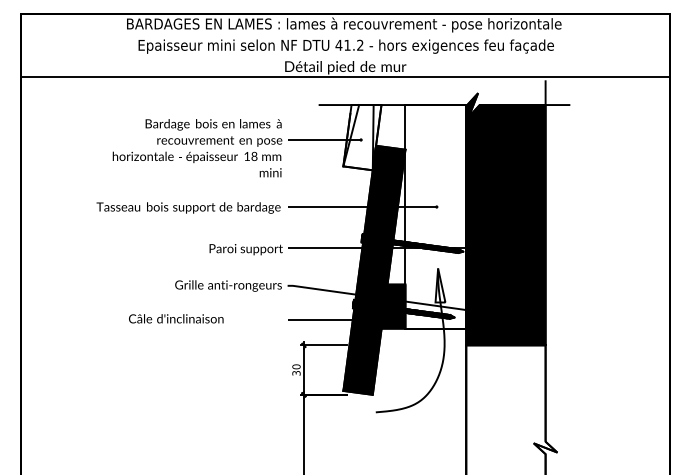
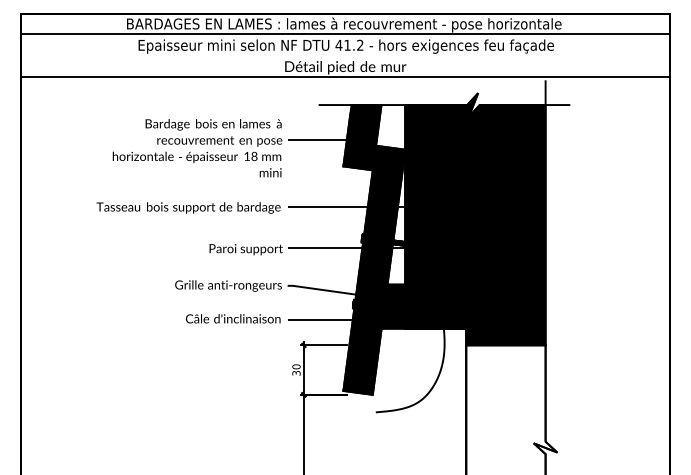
line: none -> present (345, 33)
fill: none -> present (362, 137)
fill: none -> present (435, 216)
text position: (176, 318) -> (233, 318) (233, 318)
